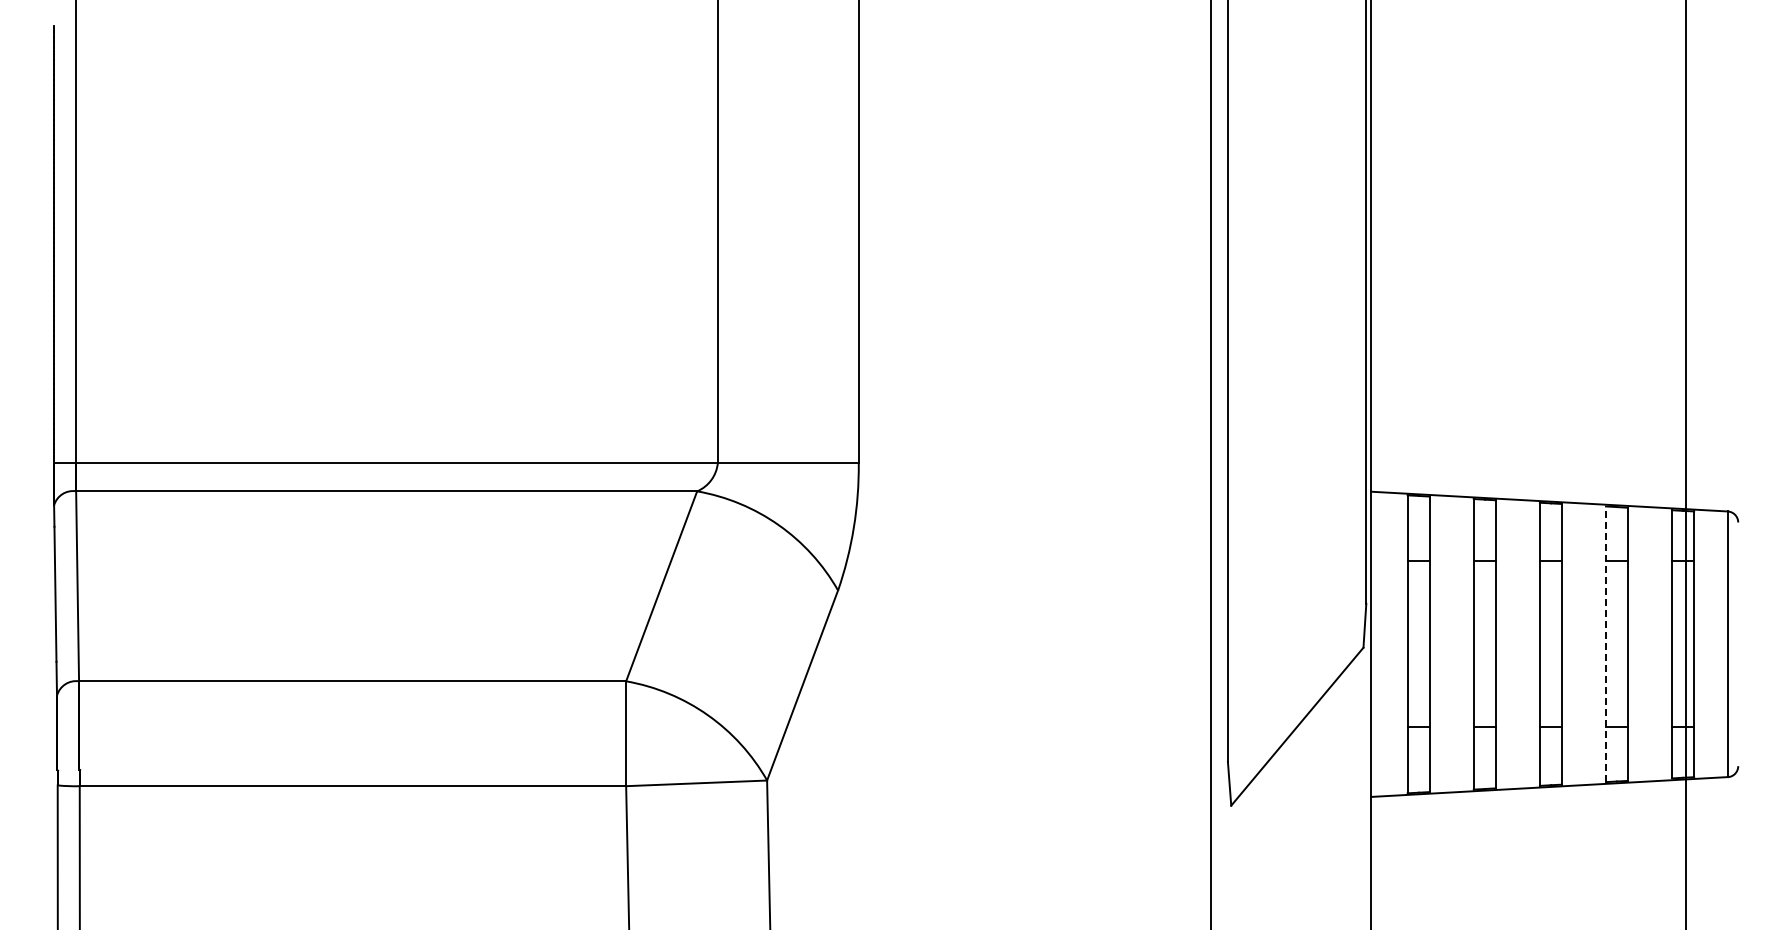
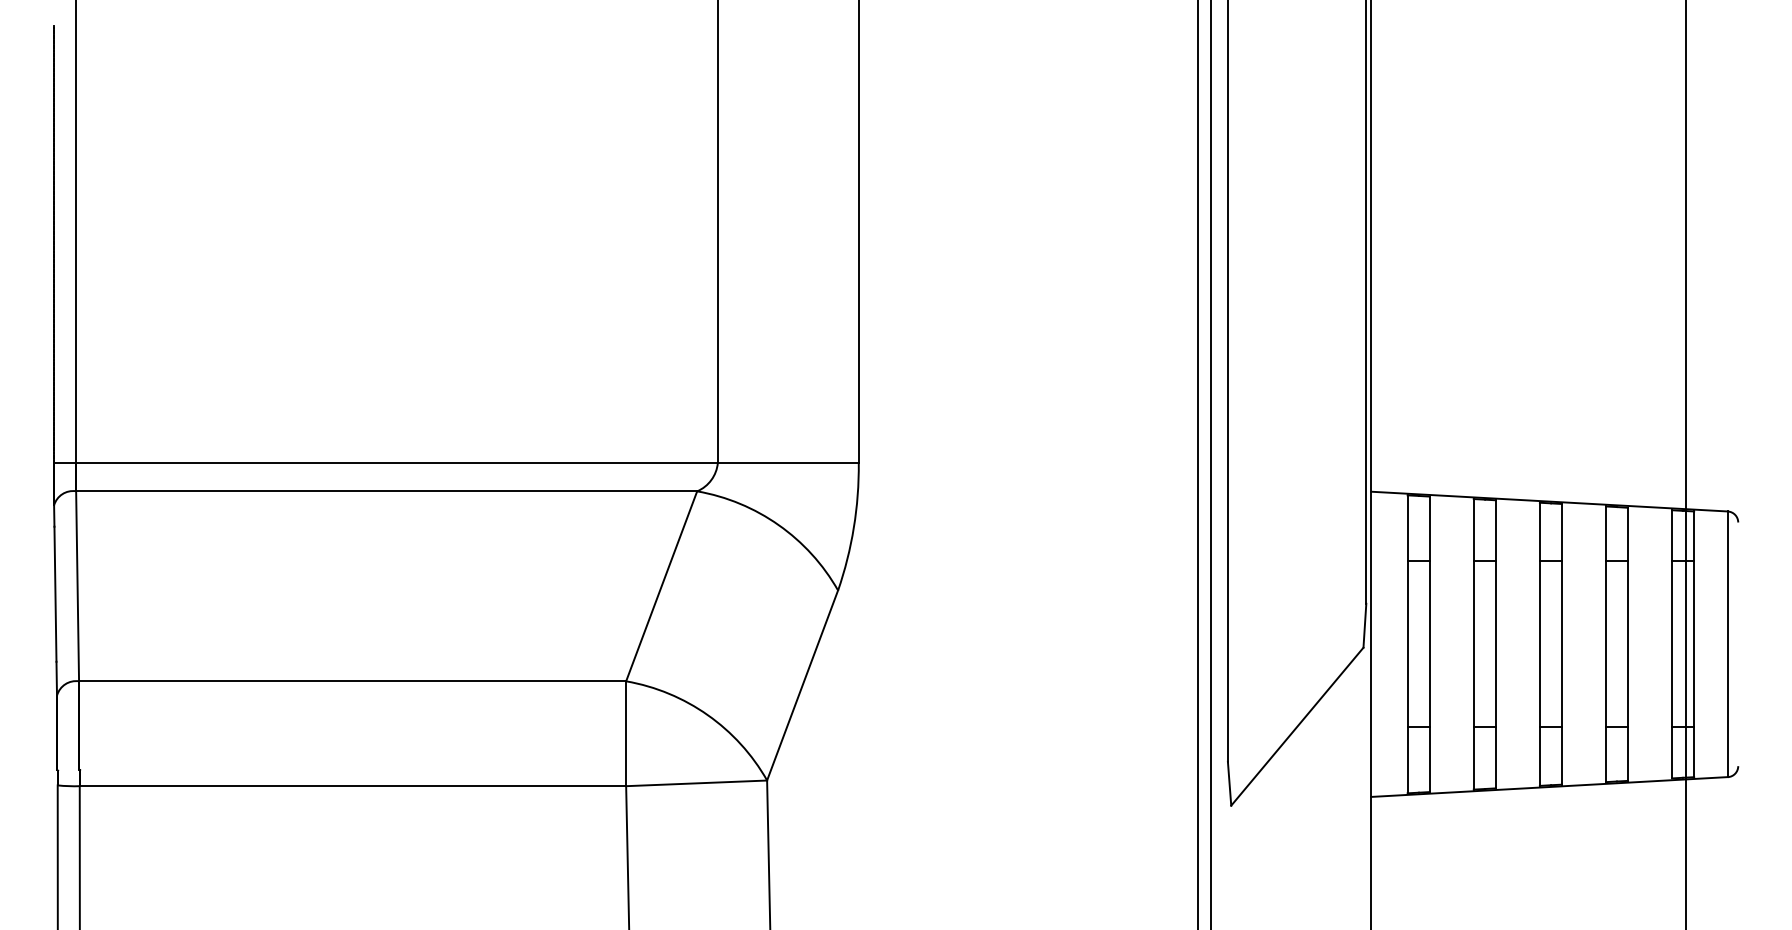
line: none -> present (1198, 464)
line: dashed -> solid (1606, 644)
